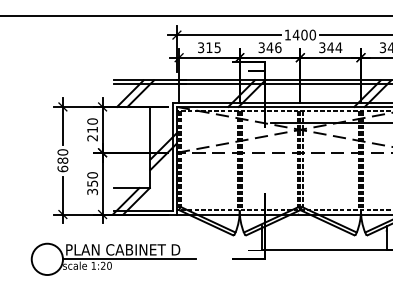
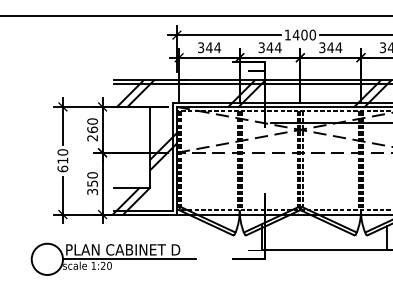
text: 315 -> 344 (213, 47)
text: 346 -> 344 (277, 47)
text: 210 -> 260 (92, 129)
text: 680 -> 610 (62, 160)
